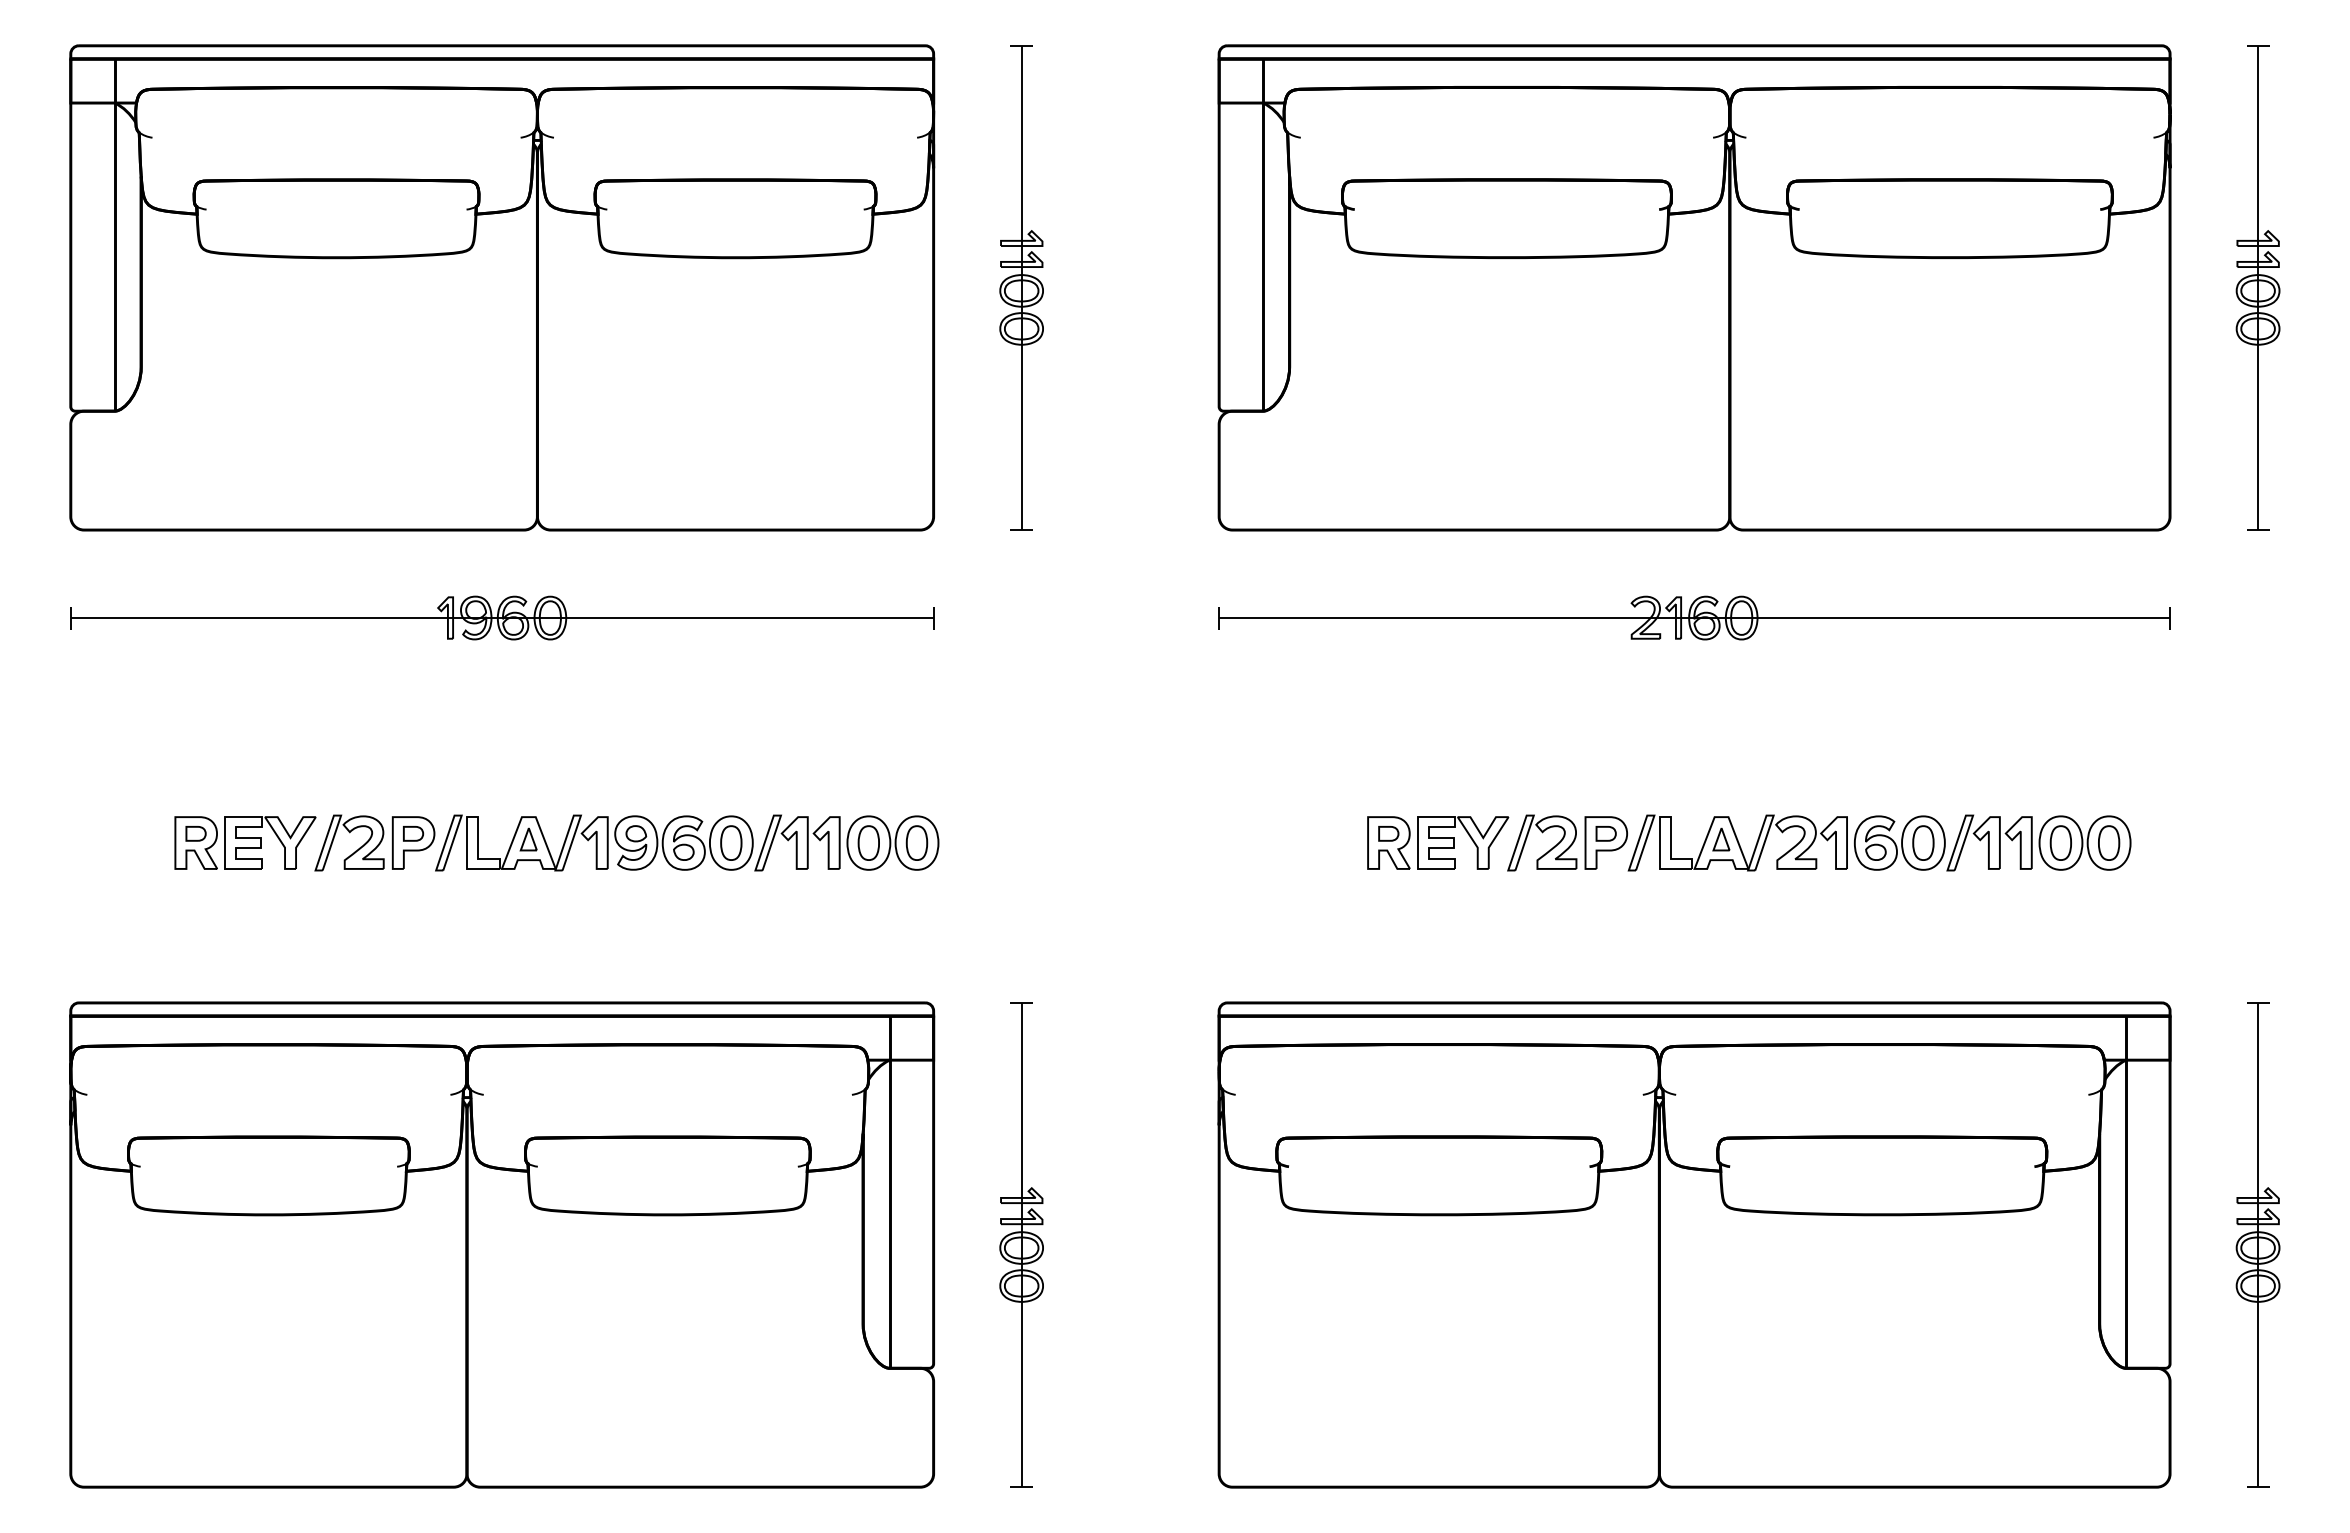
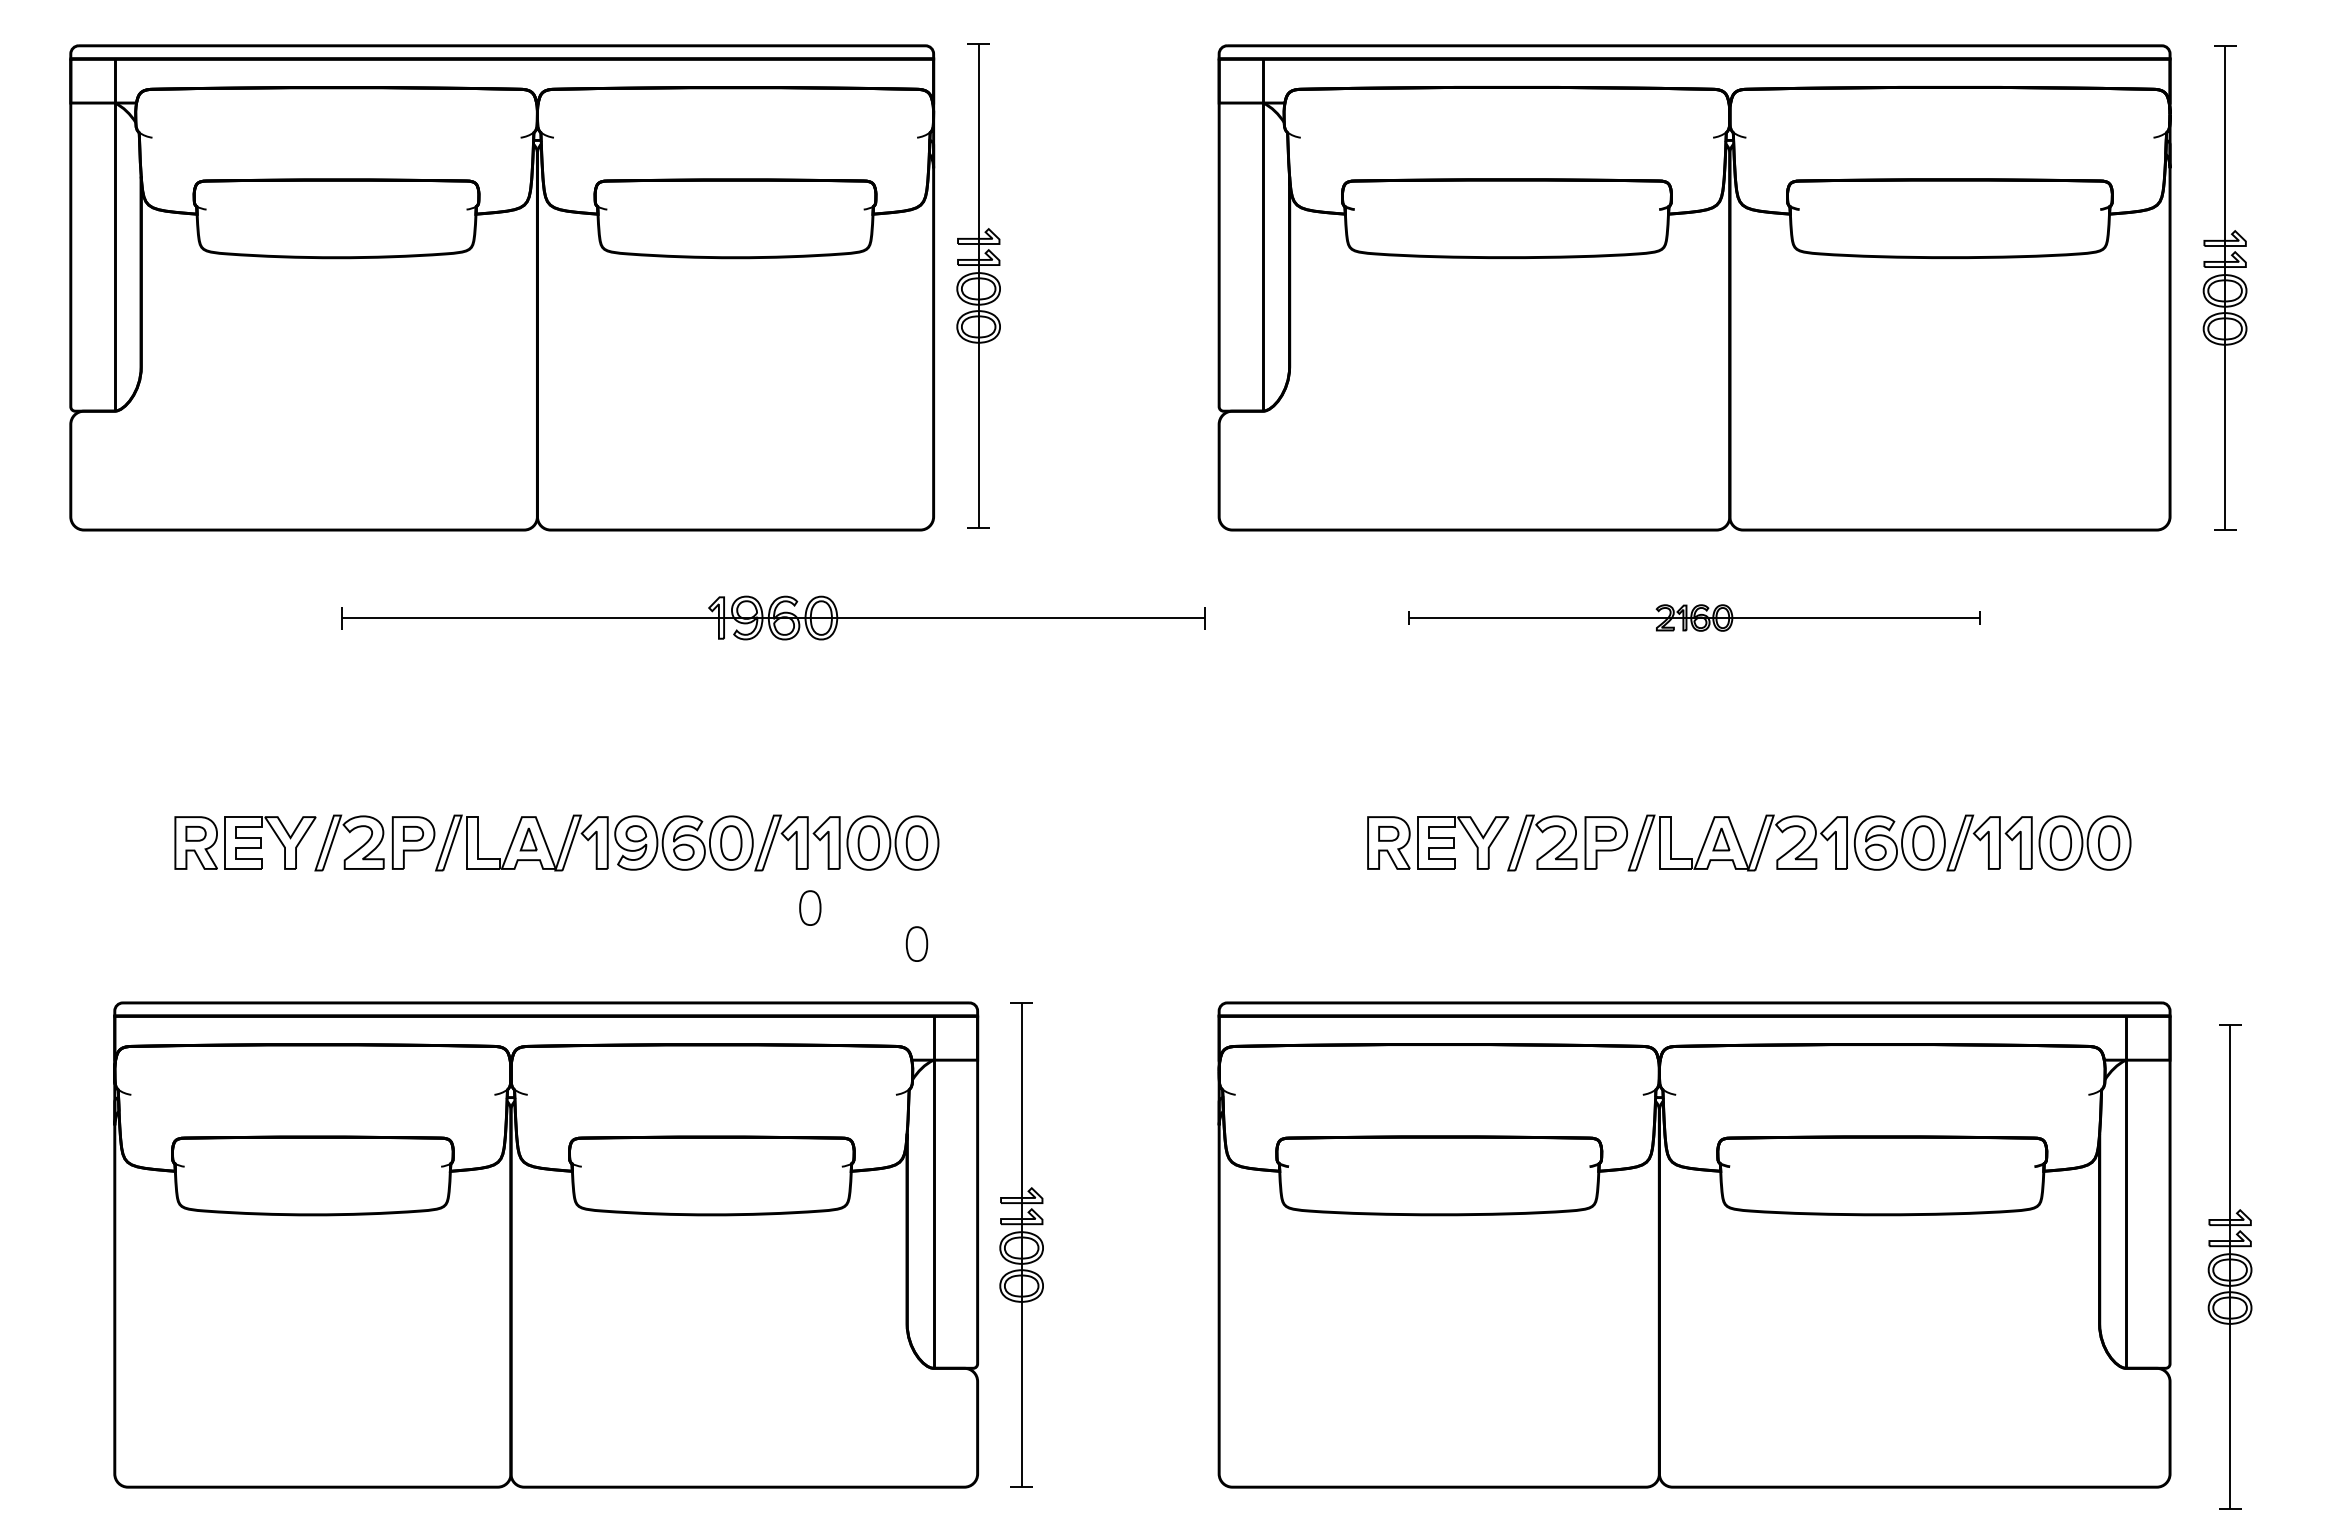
part position: (1021, 287) -> (978, 285) (978, 285)
part position: (2257, 287) -> (2224, 287) (2224, 287)
part position: (502, 617) -> (773, 617) (773, 617)
part size: 953x46 px -> 573x28 px (1694, 617)
part: none -> present (810, 907)
part: none -> present (916, 943)
part position: (502, 1244) -> (546, 1244) (546, 1244)
part position: (2257, 1244) -> (2229, 1266) (2229, 1266)
